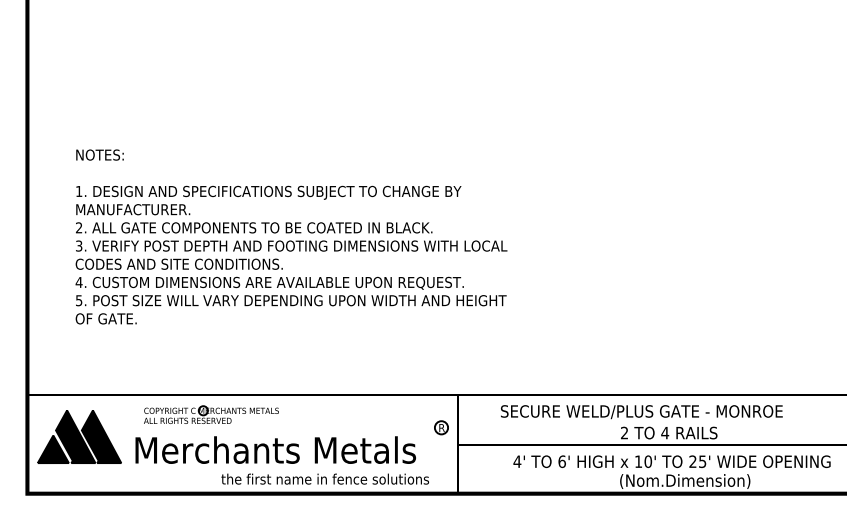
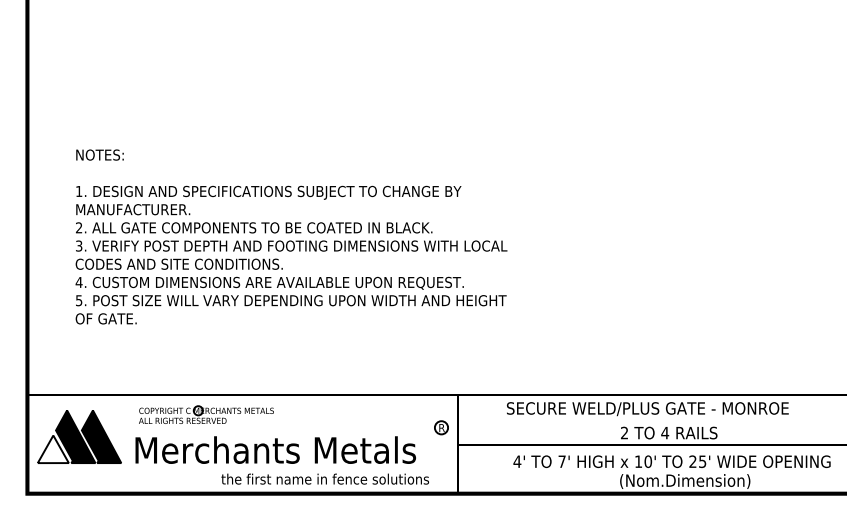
text position: (641, 412) -> (647, 409) (647, 409)
part position: (211, 414) -> (206, 414) (206, 414)
fill: present -> none (52, 449)
text: 6' -> 7' (561, 461)
